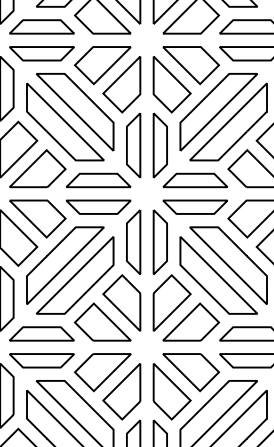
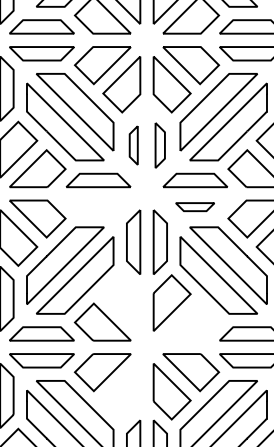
part size: 16x67 px -> 11x41 px (133, 145)
part size: 16x67 px -> 12x47 px (159, 145)
part: present -> none (98, 206)
part size: 66x16 px -> 40x11 px (194, 207)
part: present -> none (121, 302)
part: present -> none (191, 321)
part: present -> none (121, 391)
